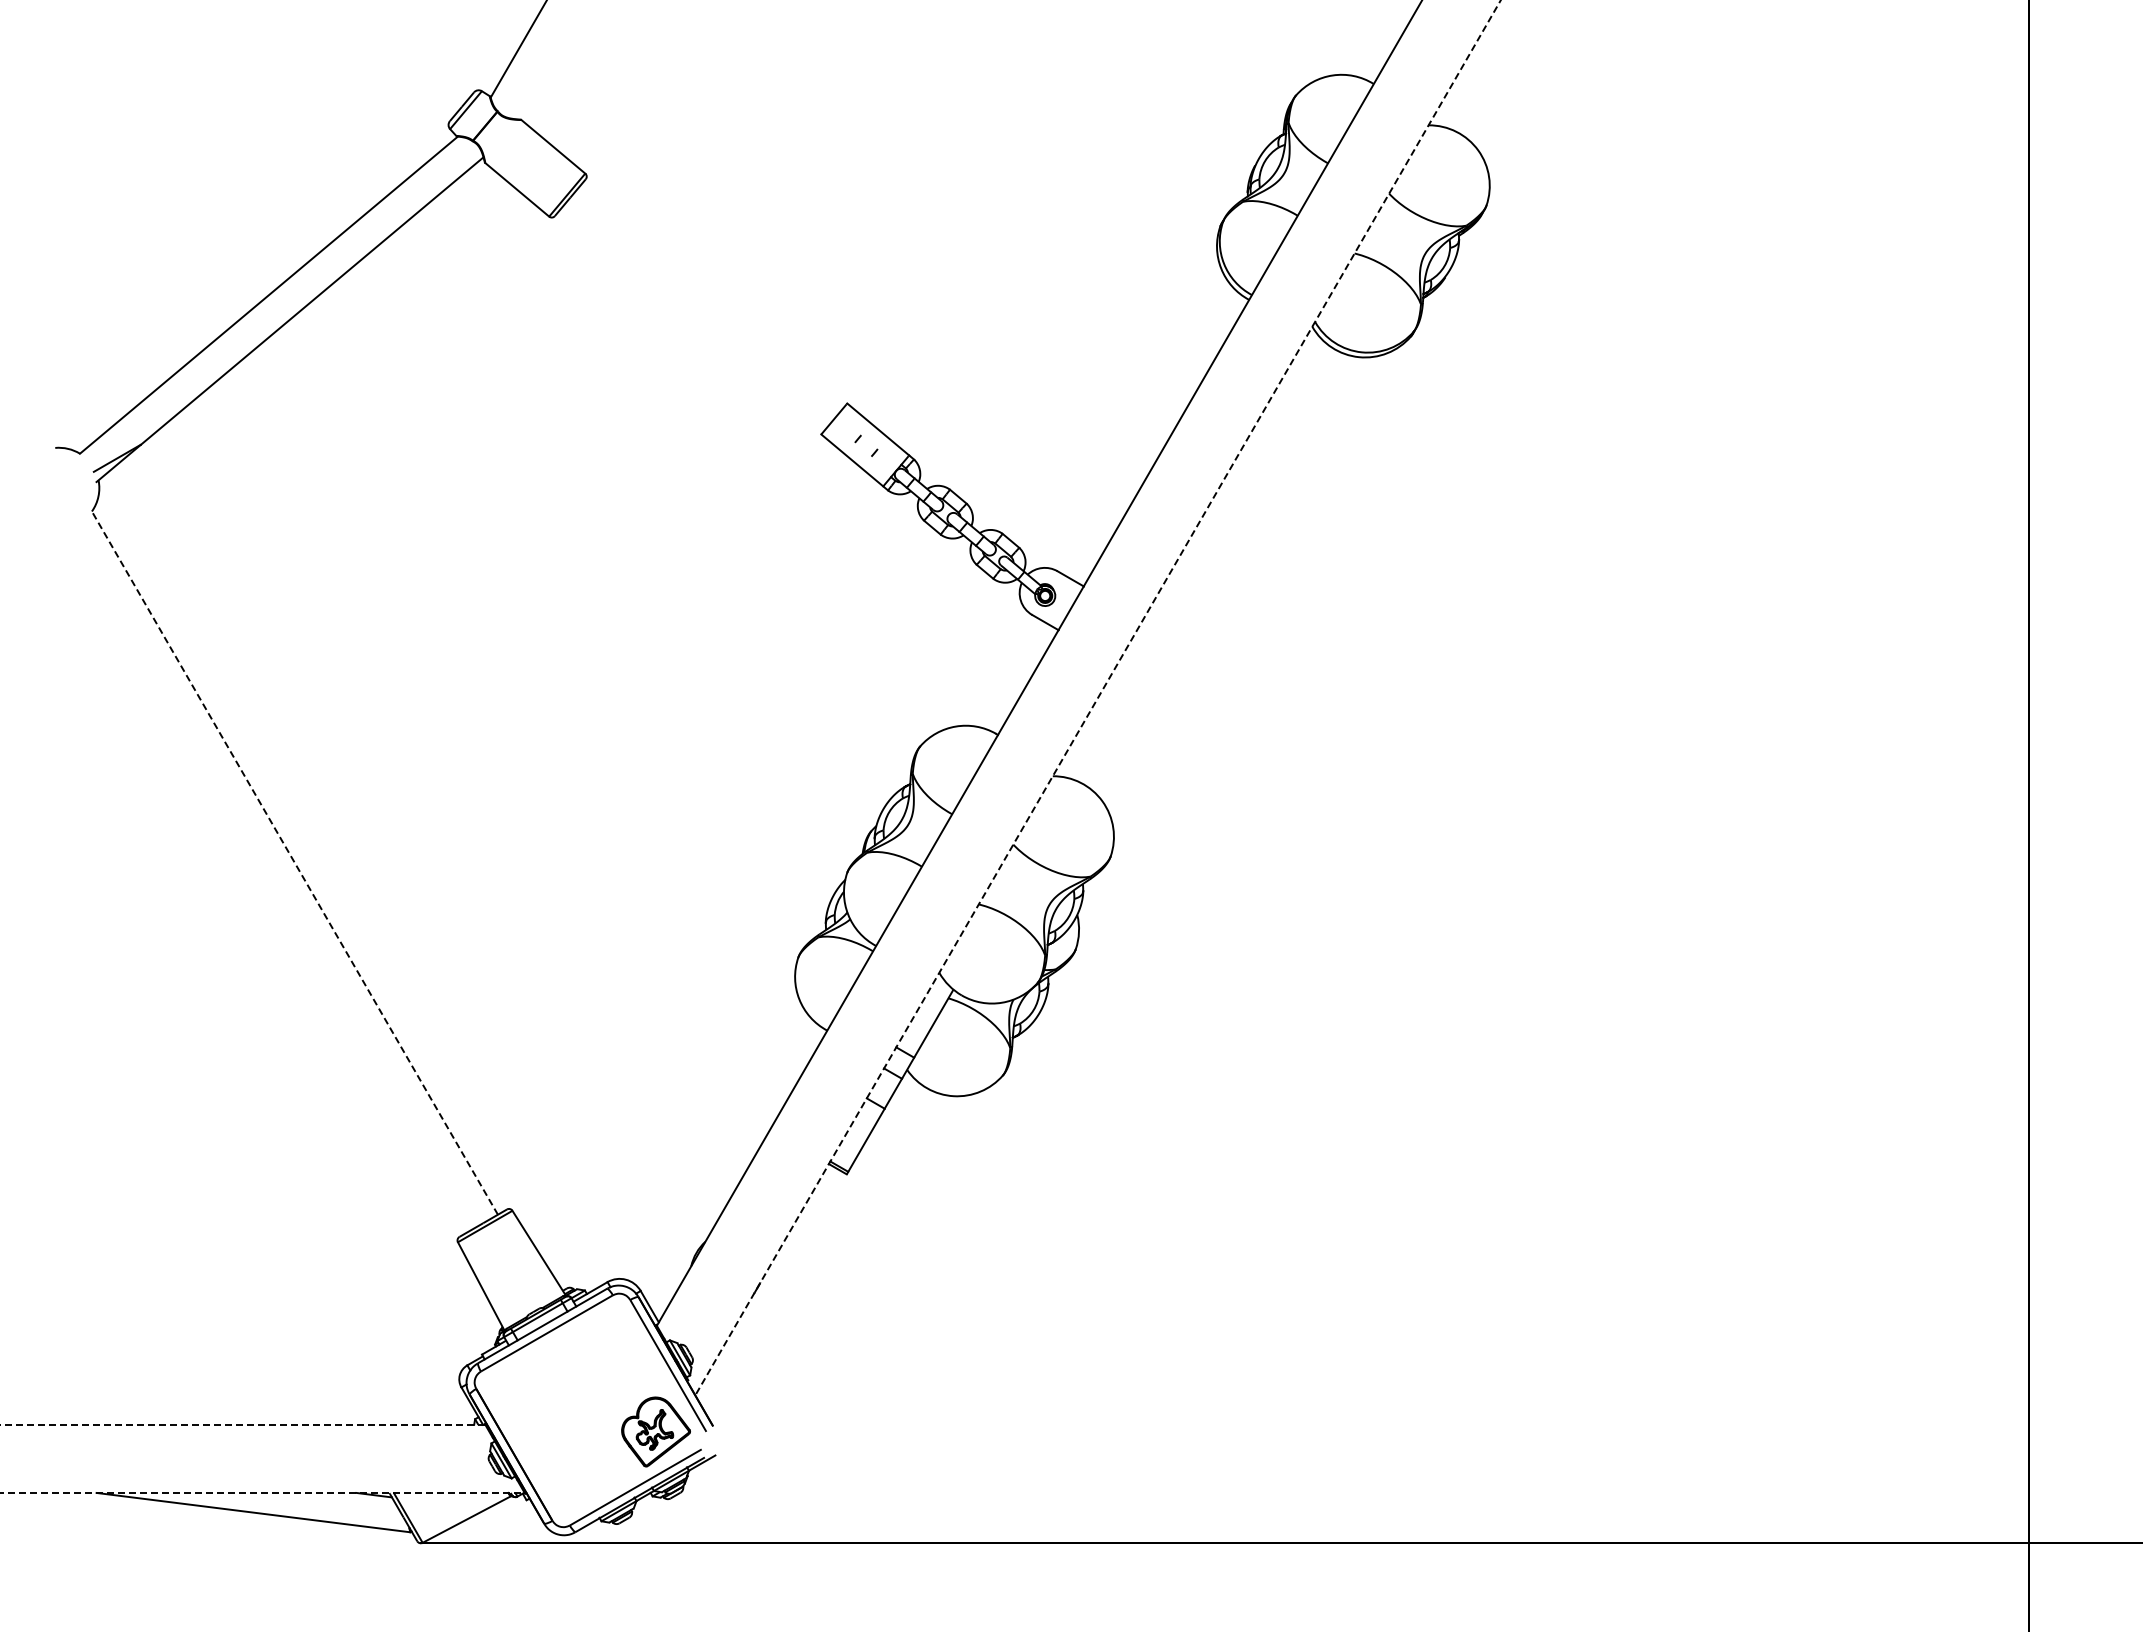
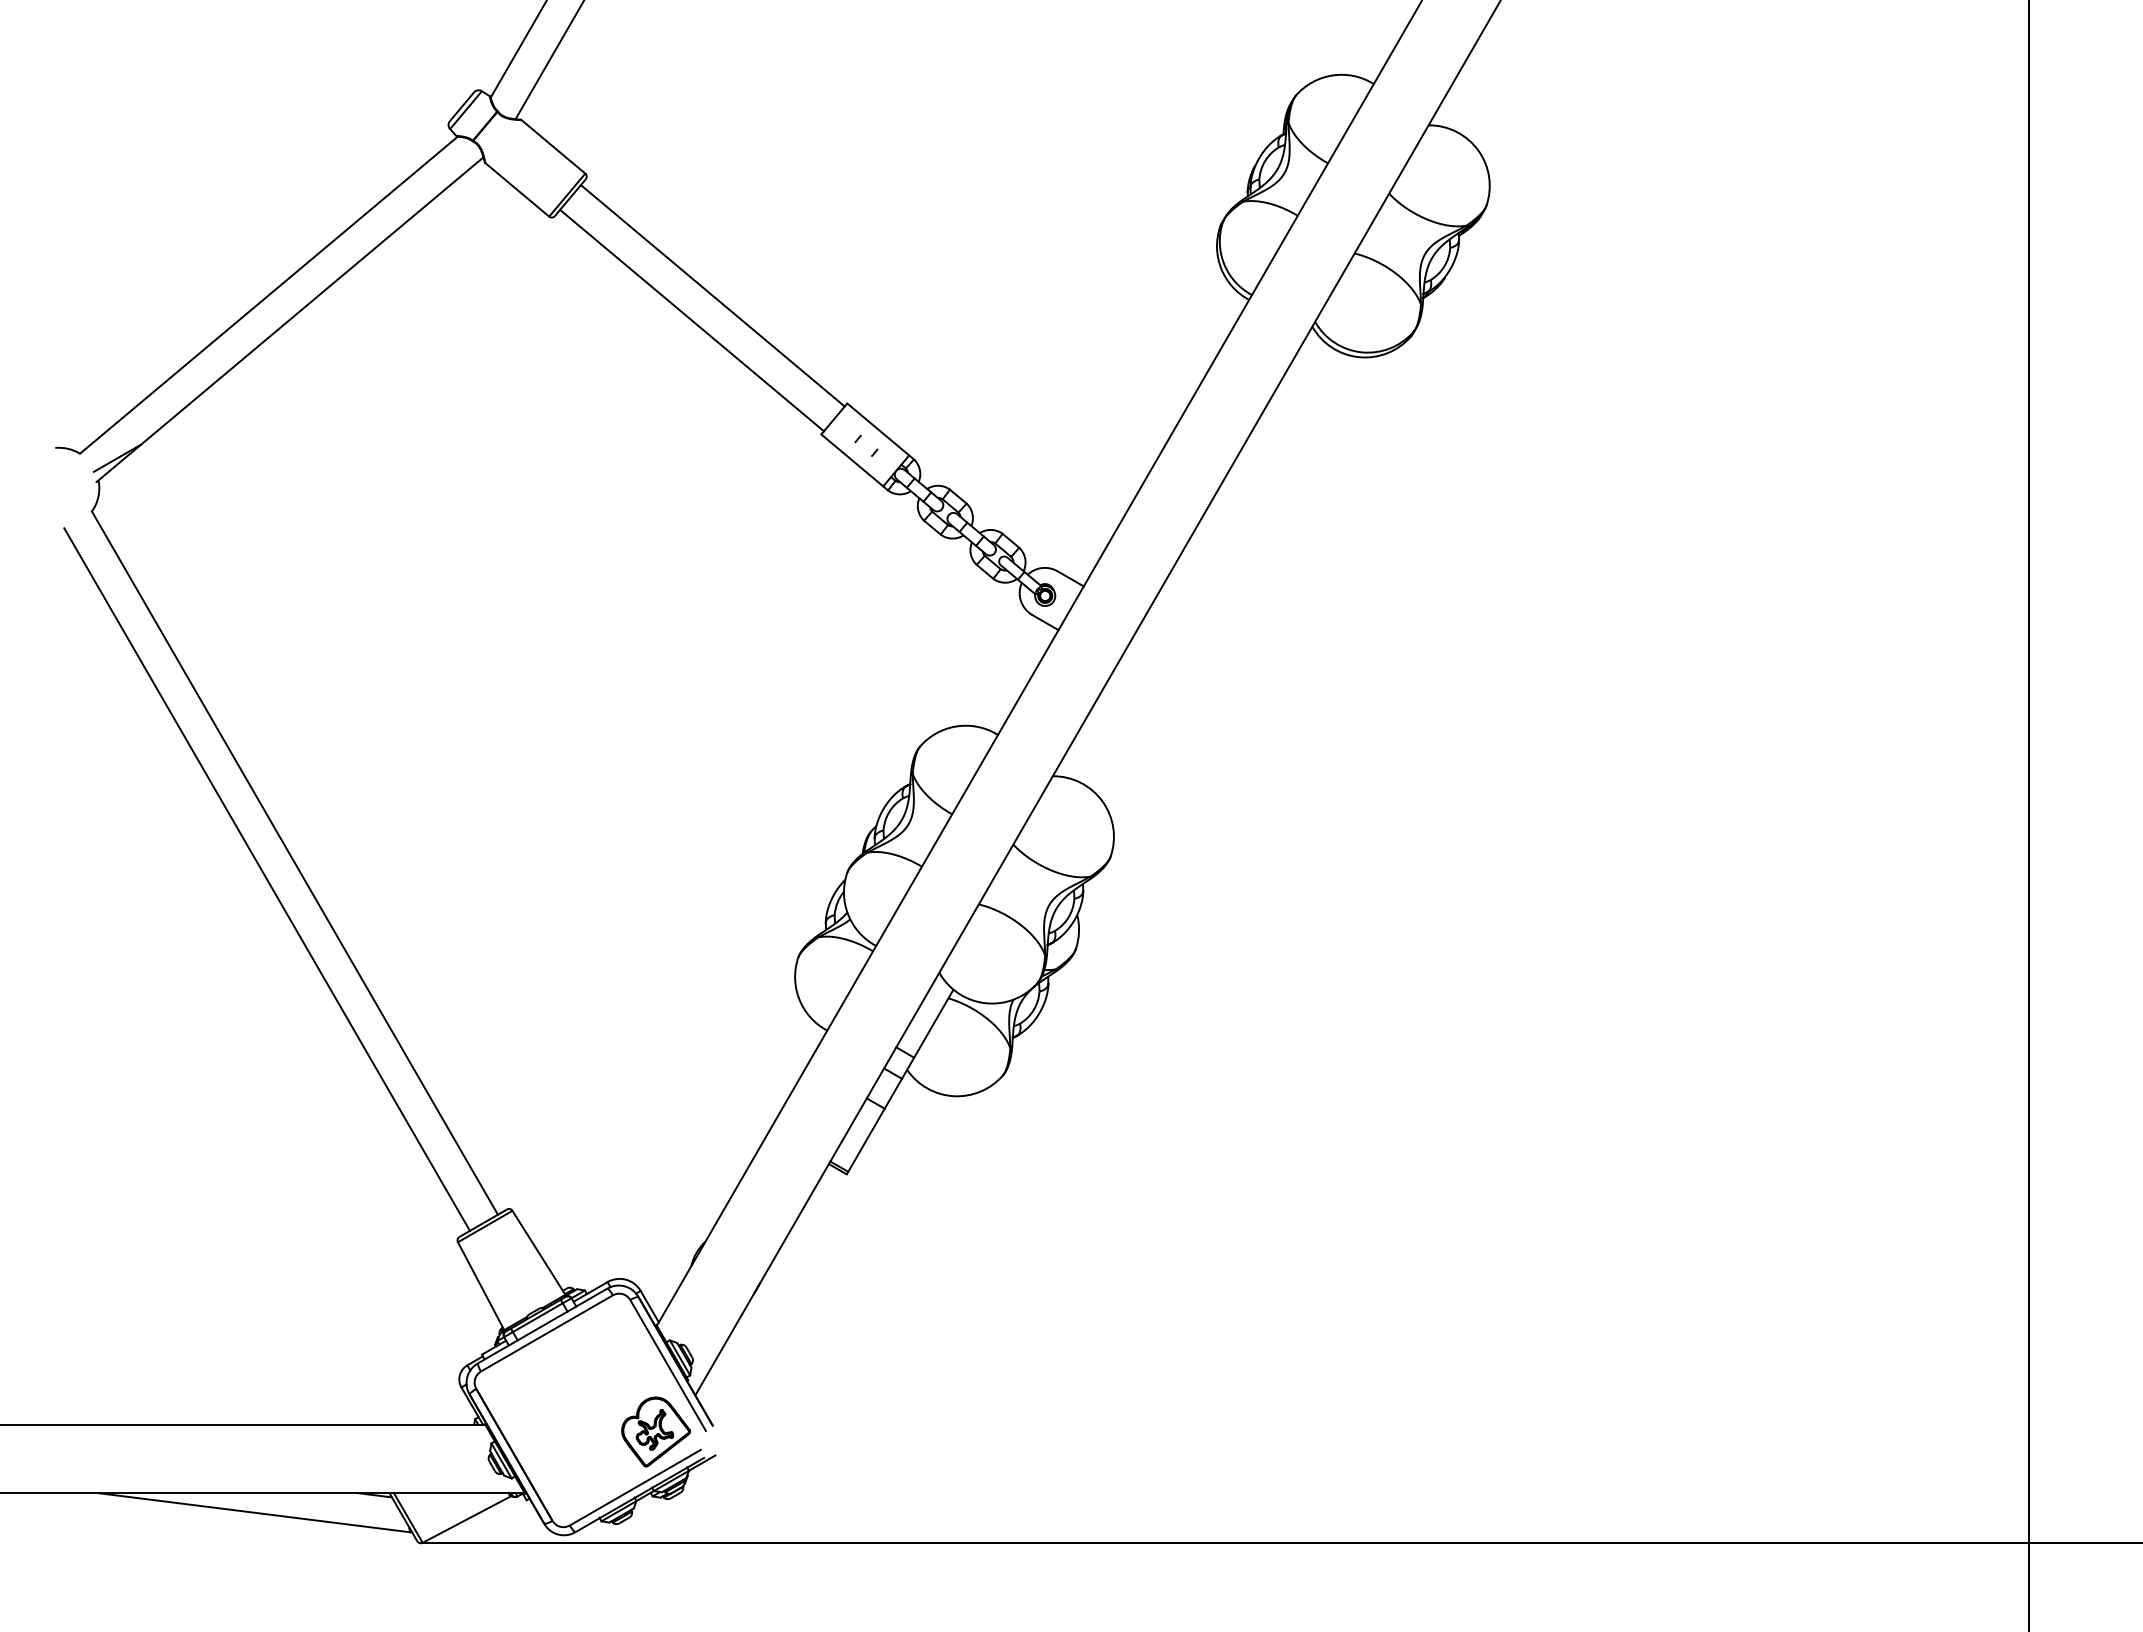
line: none -> present (549, 60)
line: none -> present (712, 295)
line: none -> present (691, 320)
line: dashed -> solid (1098, 697)
line: dashed -> solid (294, 863)
line: none -> present (266, 879)
line: dashed -> solid (242, 1424)
line: dashed -> solid (262, 1492)
